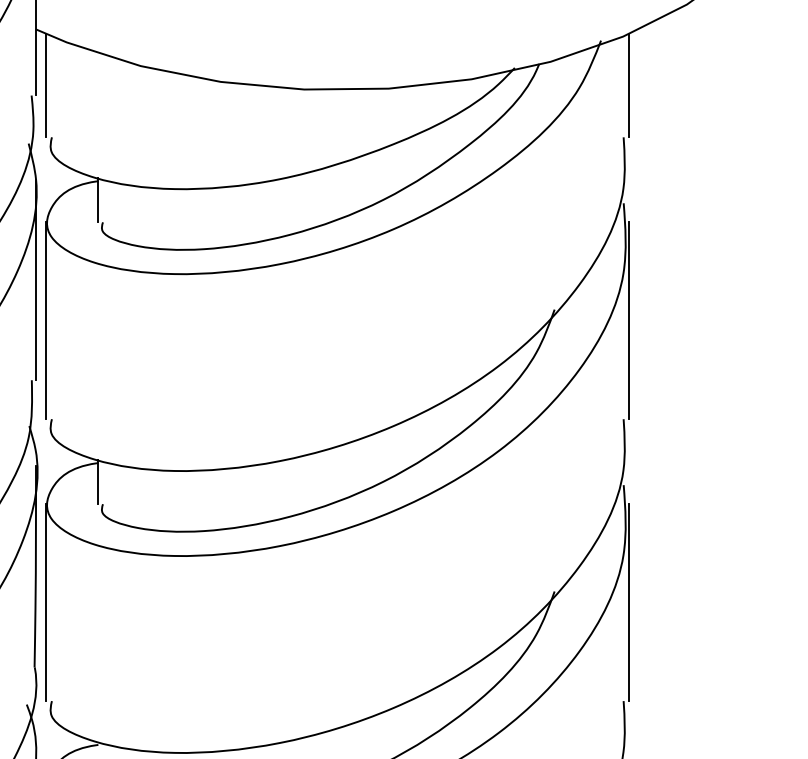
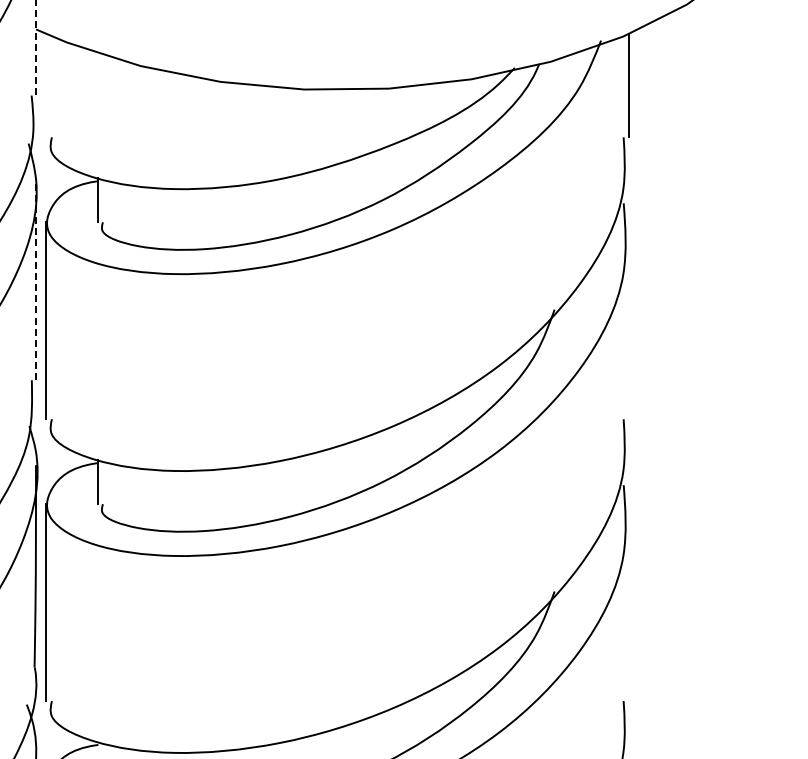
line: solid -> dashed (36, 47)
line: present -> none (46, 85)
line: solid -> dashed (36, 279)
line: present -> none (629, 320)
line: present -> none (629, 602)
